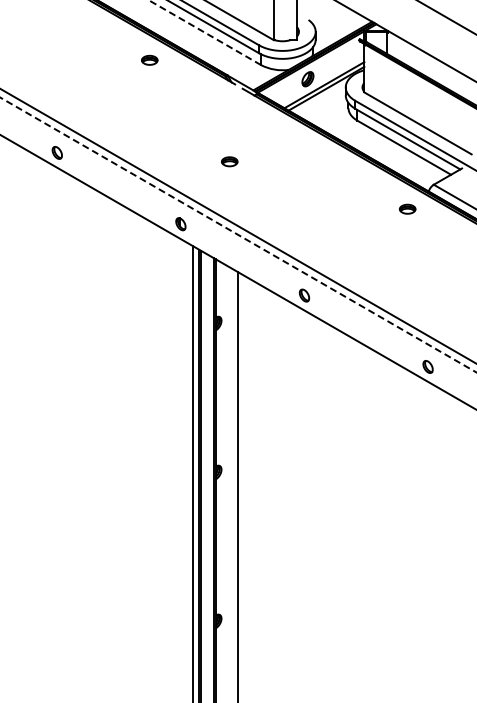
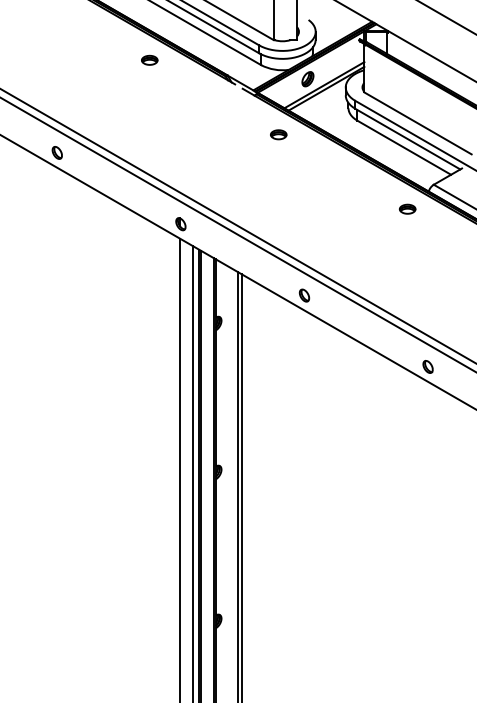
line: dashed -> solid (204, 32)
part position: (229, 161) -> (278, 134) (278, 134)
line: dashed -> solid (238, 235)
line: none -> present (179, 468)
line: none -> present (242, 486)
